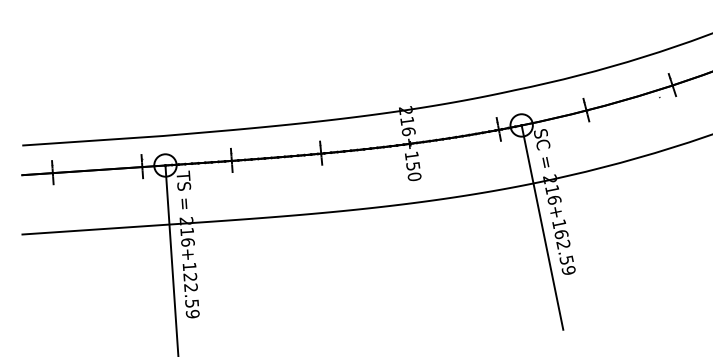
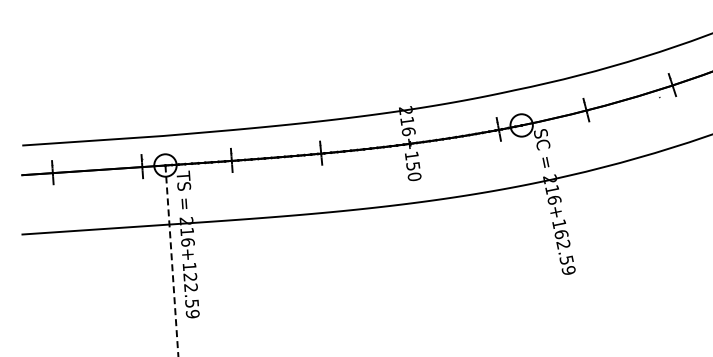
line: present -> none (542, 227)
line: solid -> dashed (171, 261)
